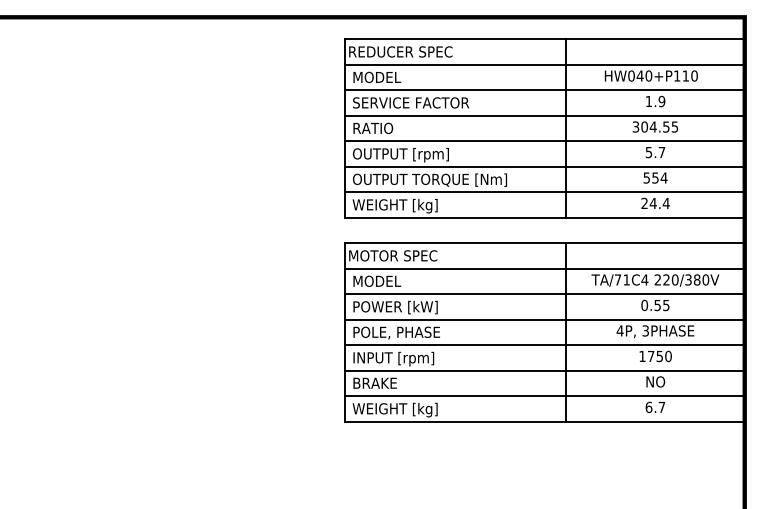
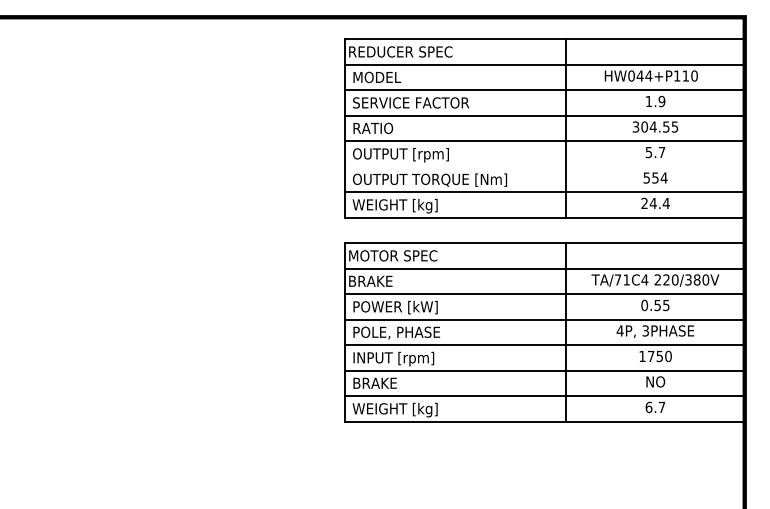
text: HW040+P110 -> HW044+P110 (648, 75)
line: present -> none (544, 166)
text: MODEL -> BRAKE (375, 280)
